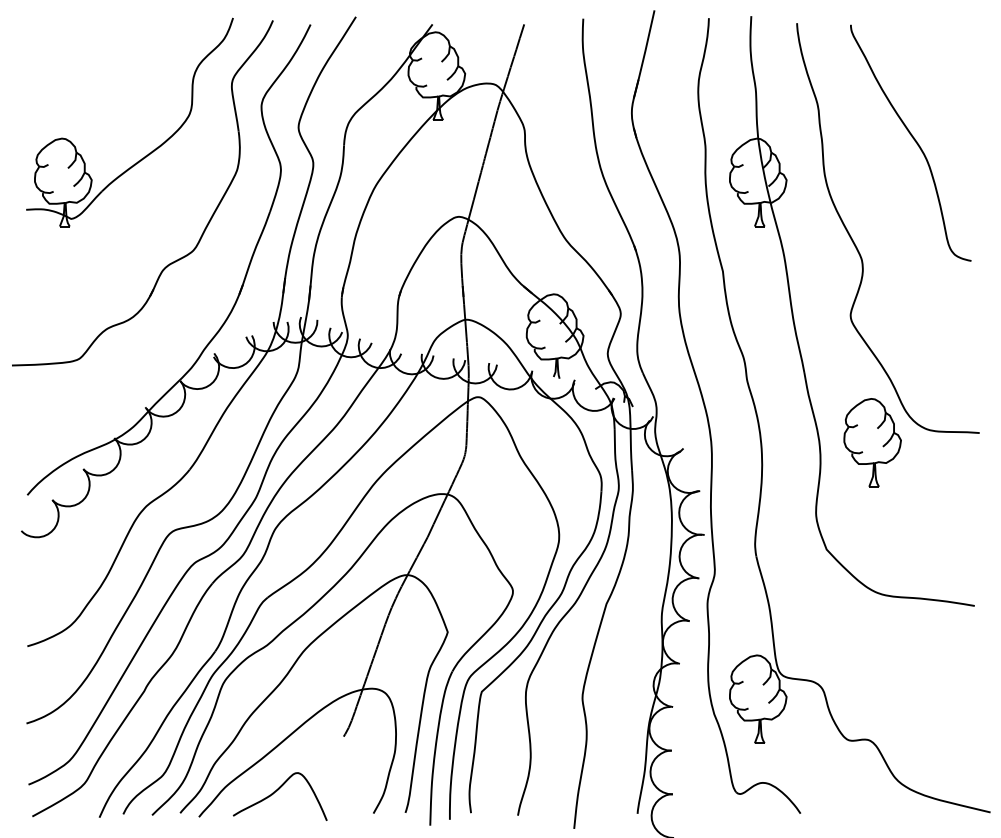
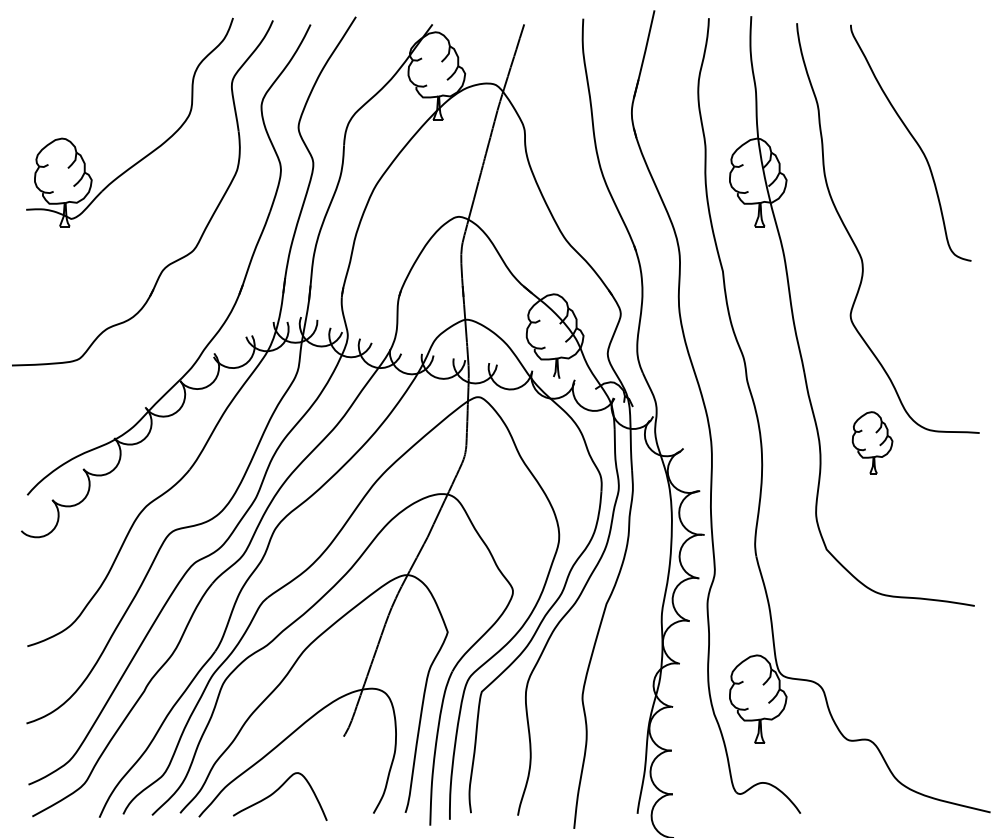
part size: 59x90 px -> 43x64 px (872, 442)
